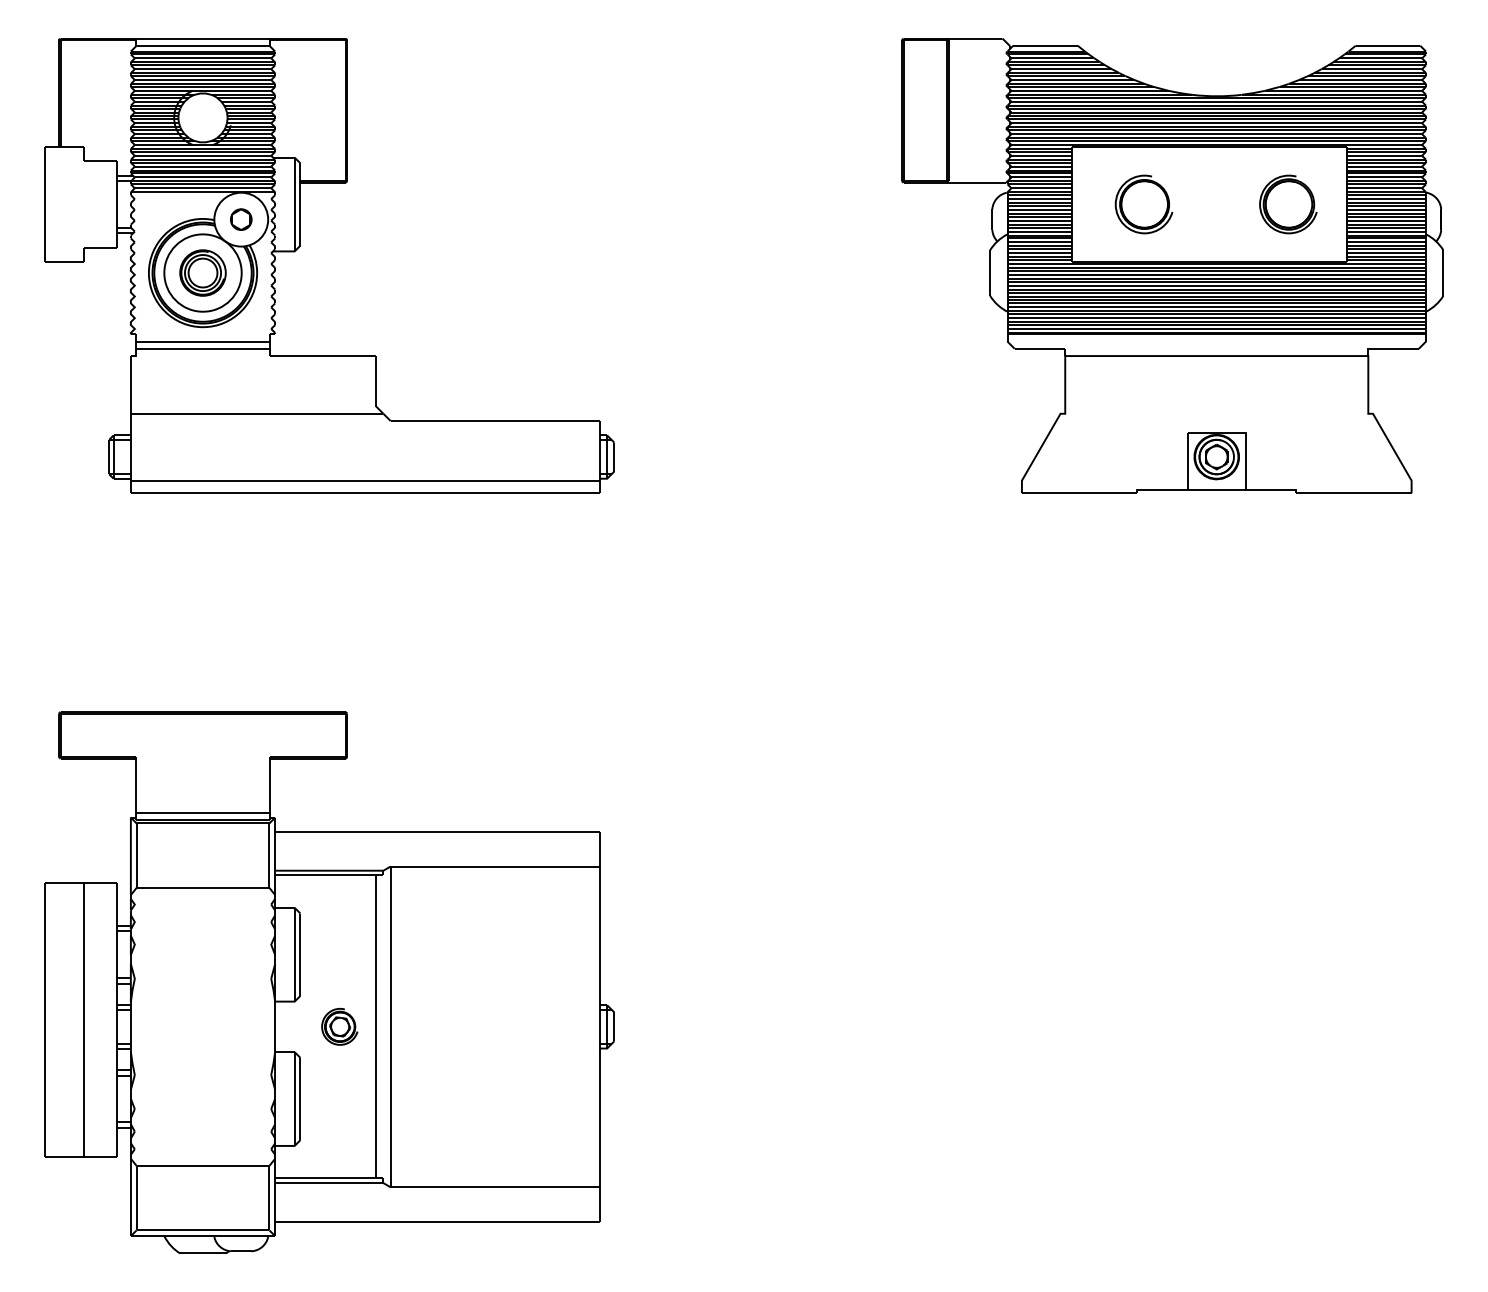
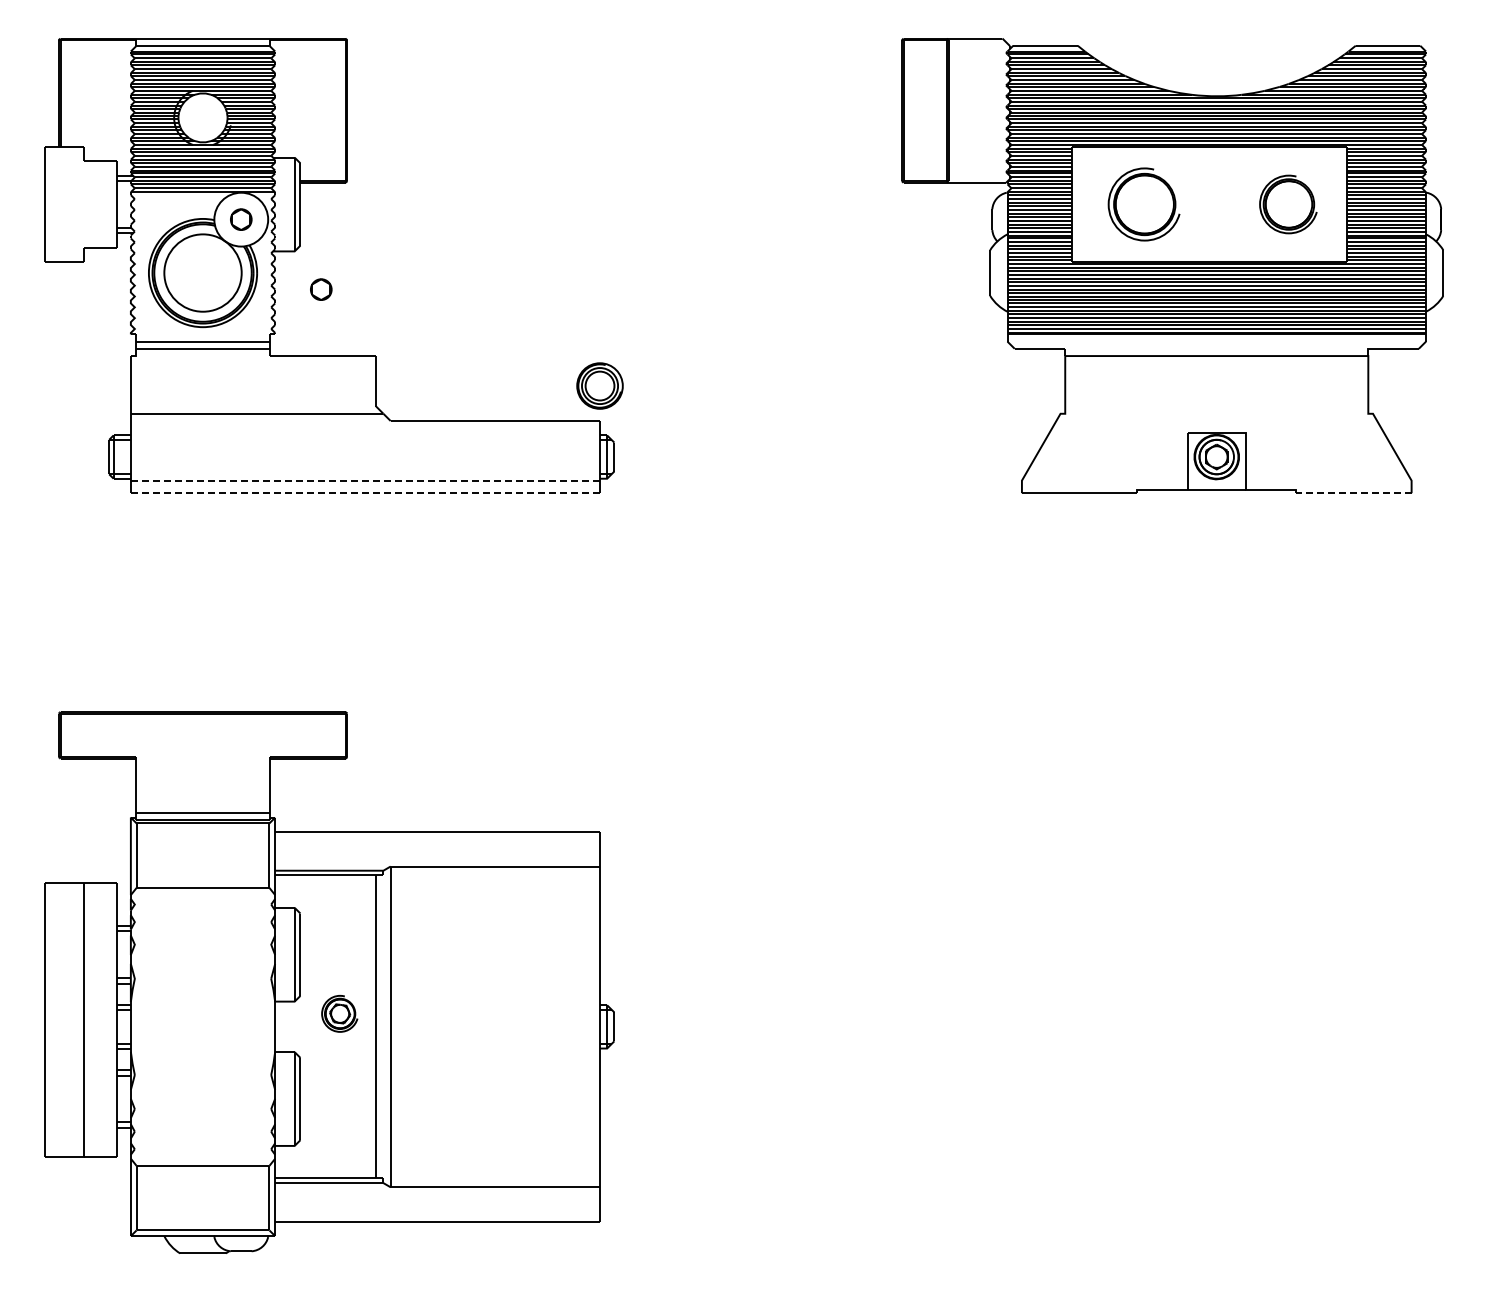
part size: 60x61 px -> 74x75 px (1143, 204)
part position: (202, 272) -> (599, 385) (599, 385)
part: none -> present (321, 289)
line: solid -> dashed (365, 480)
line: solid -> dashed (365, 493)
line: solid -> dashed (1353, 493)
part position: (339, 1026) -> (339, 1013) (339, 1013)
